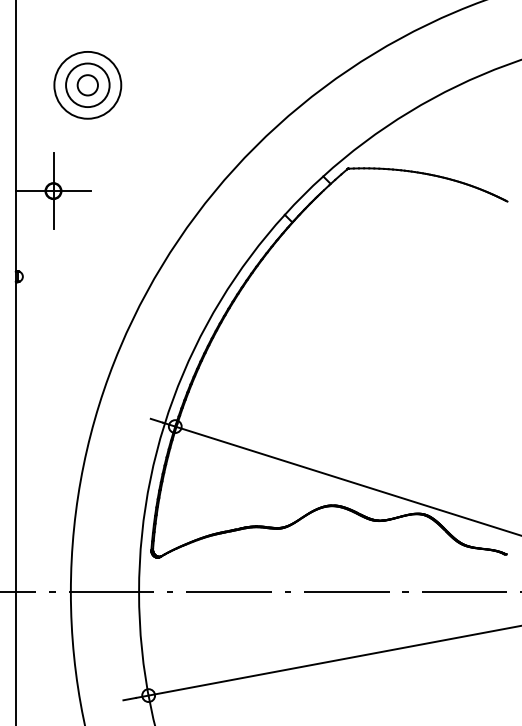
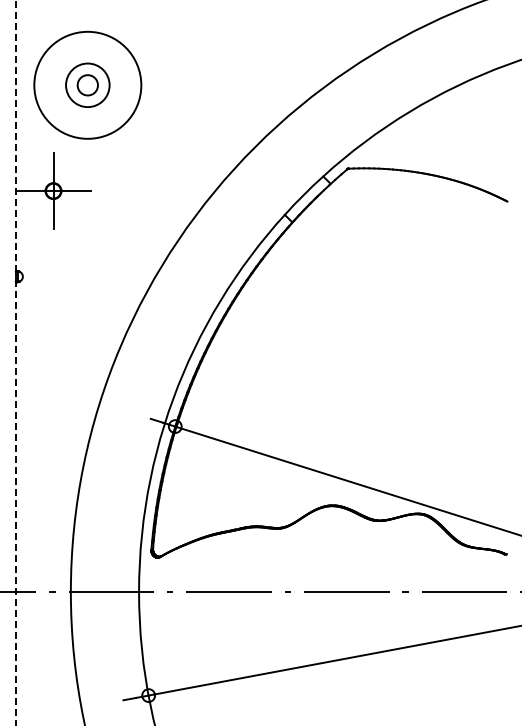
circle diameter: 67 px -> 107 px (87, 84)
line: solid -> dashed (16, 135)
line: solid -> dashed (16, 503)
